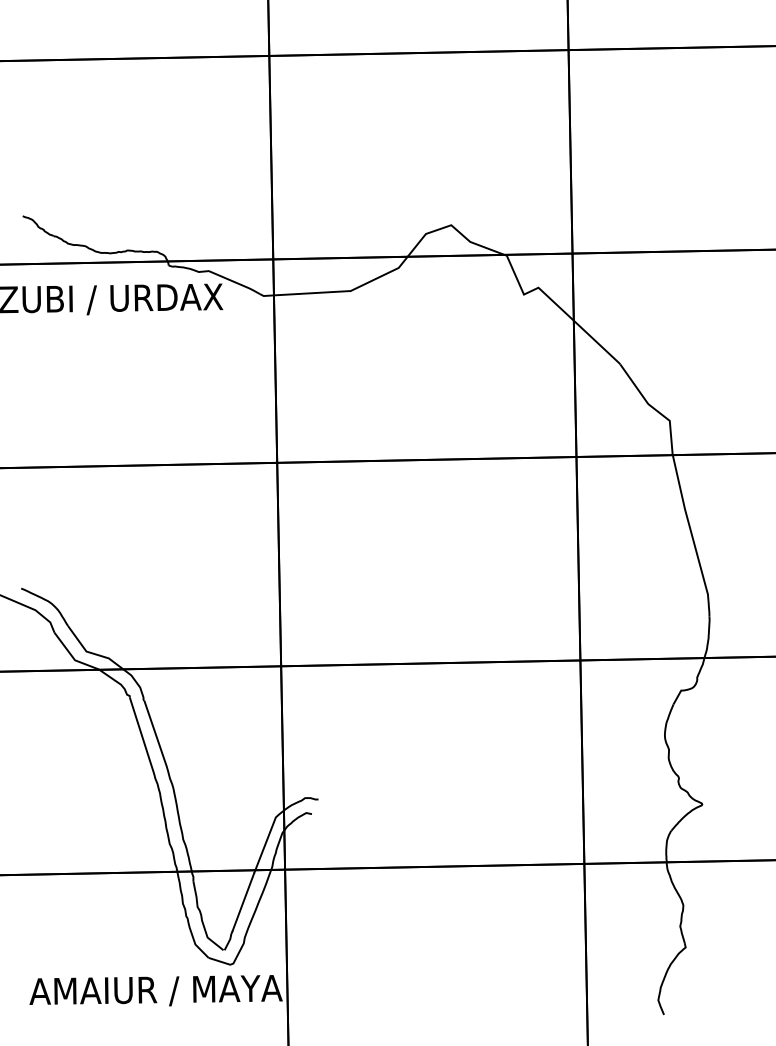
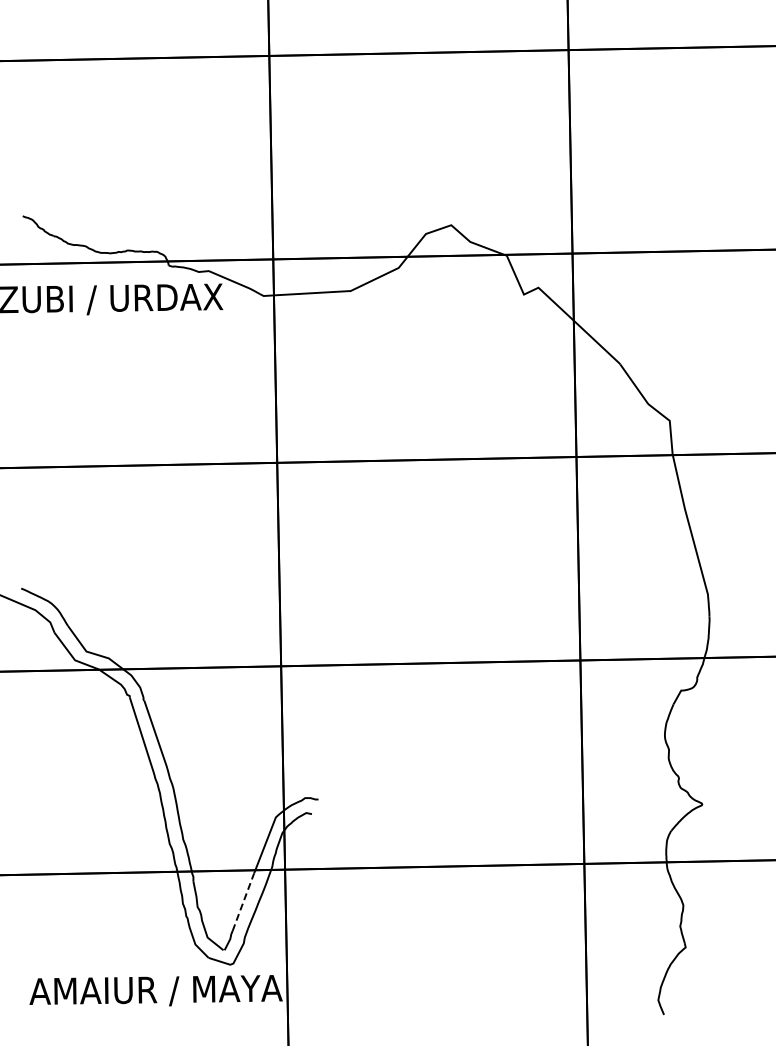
line: solid -> dashed (243, 902)
